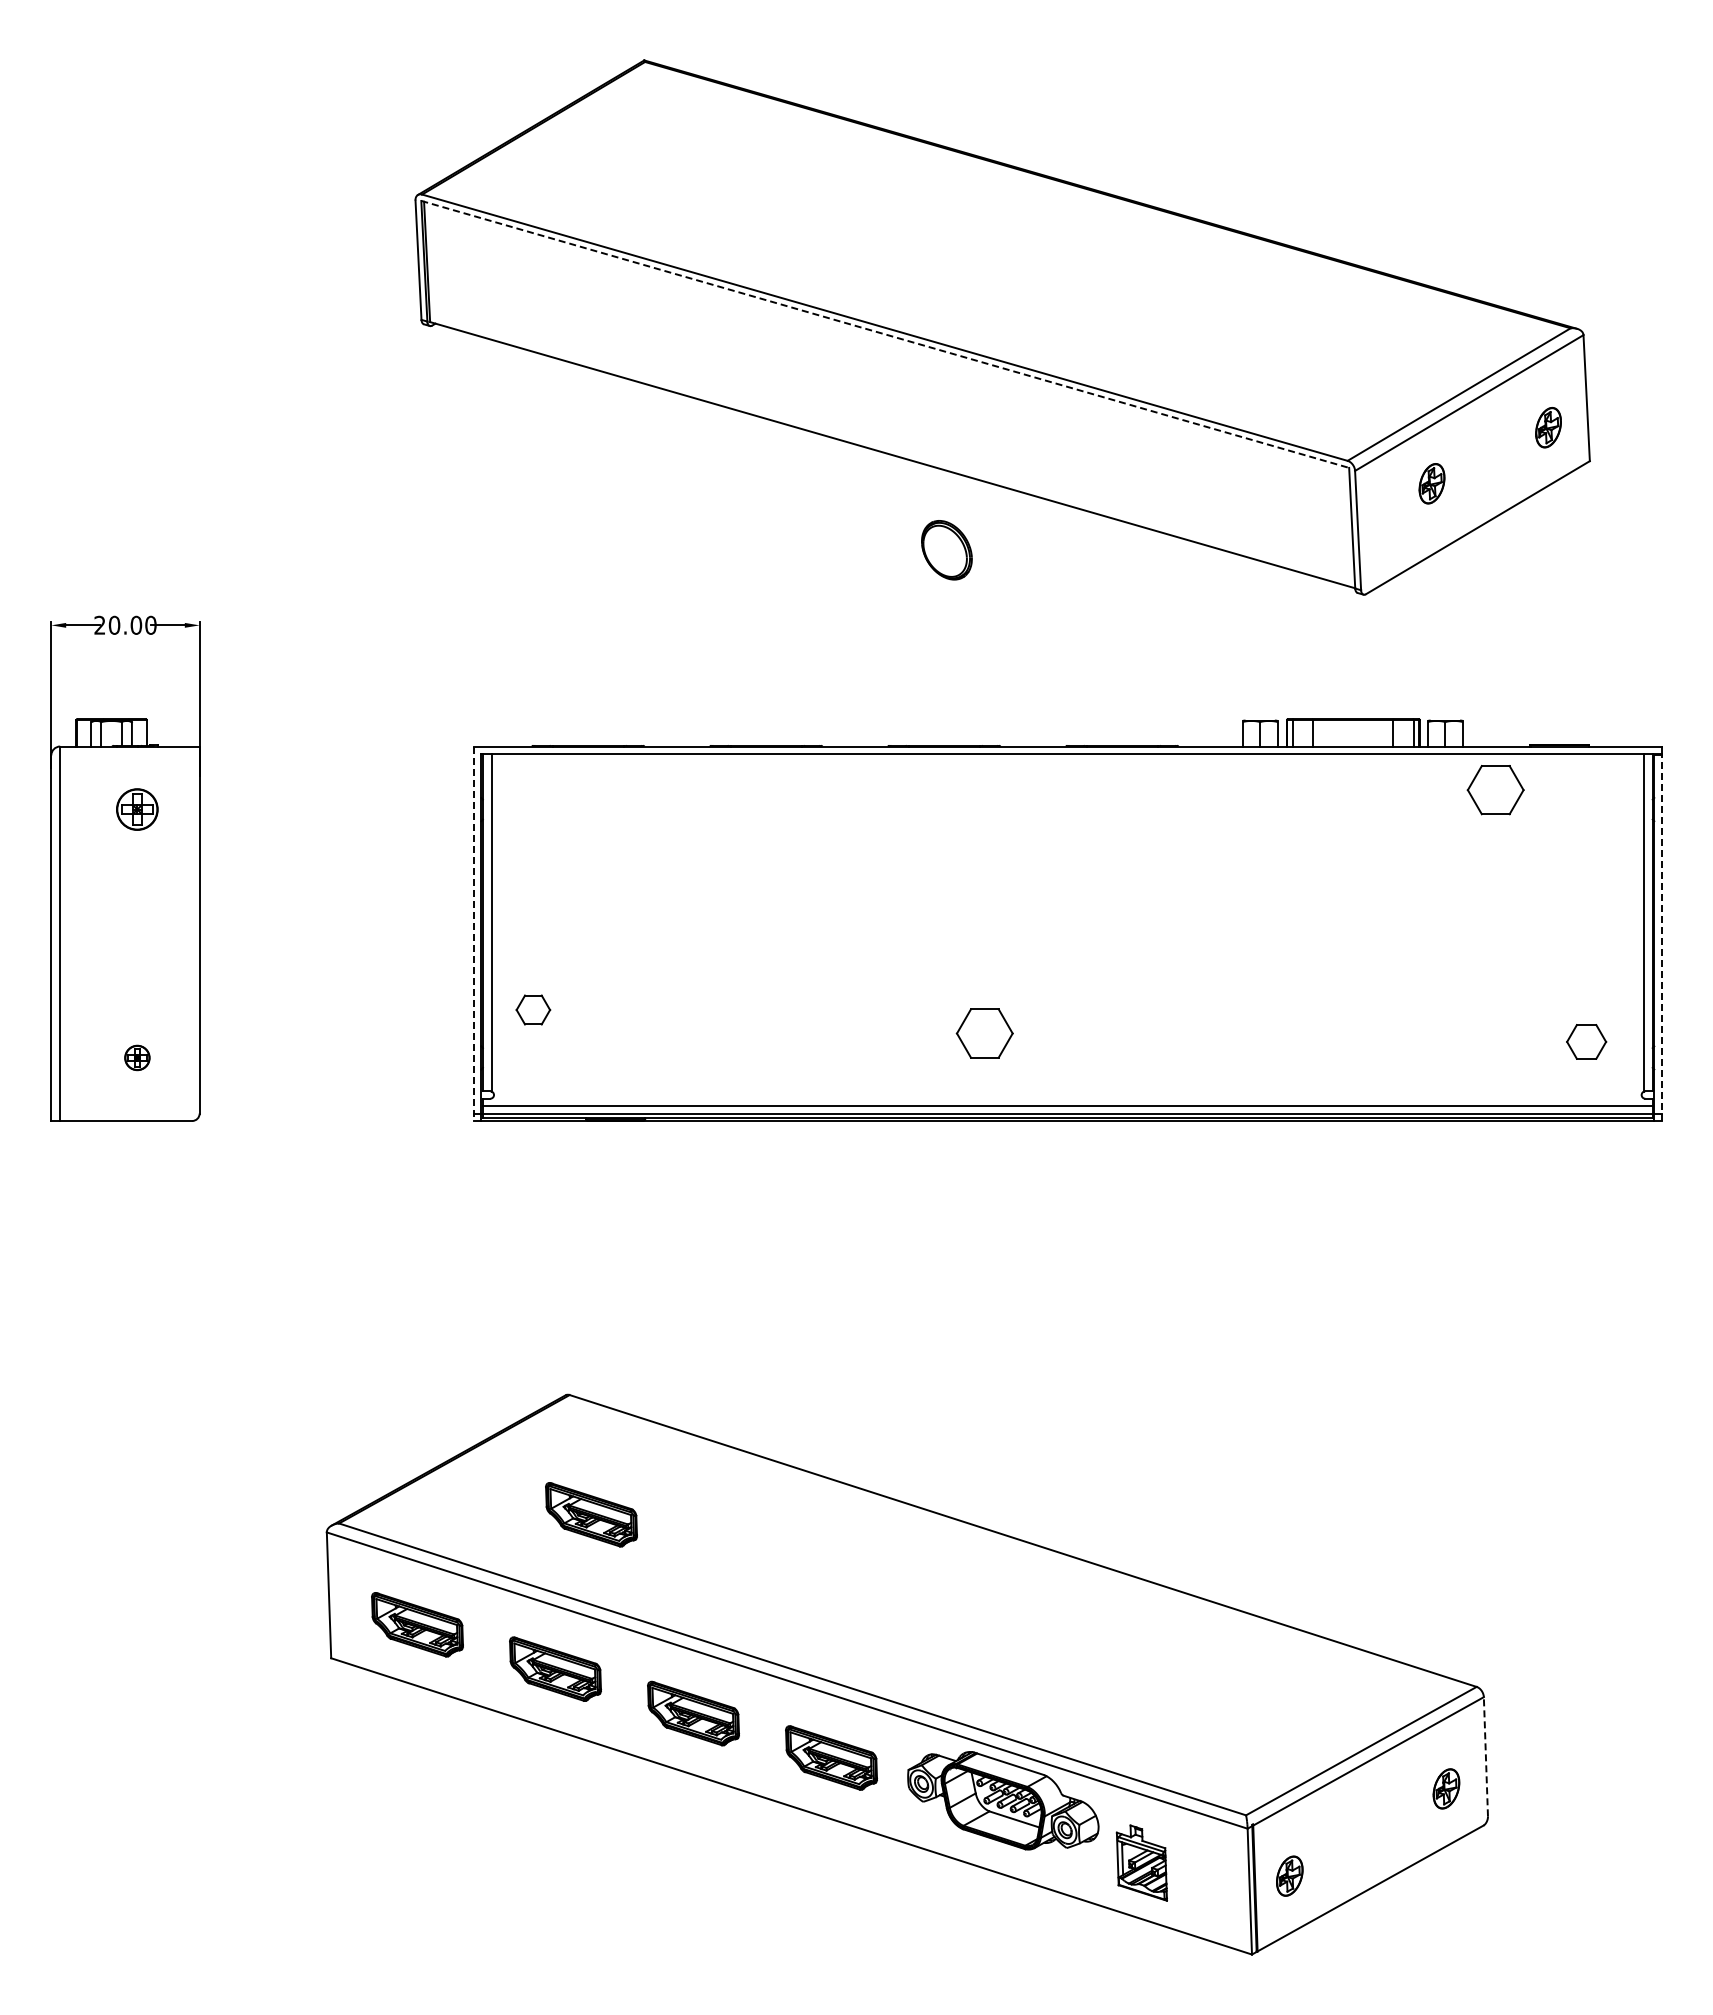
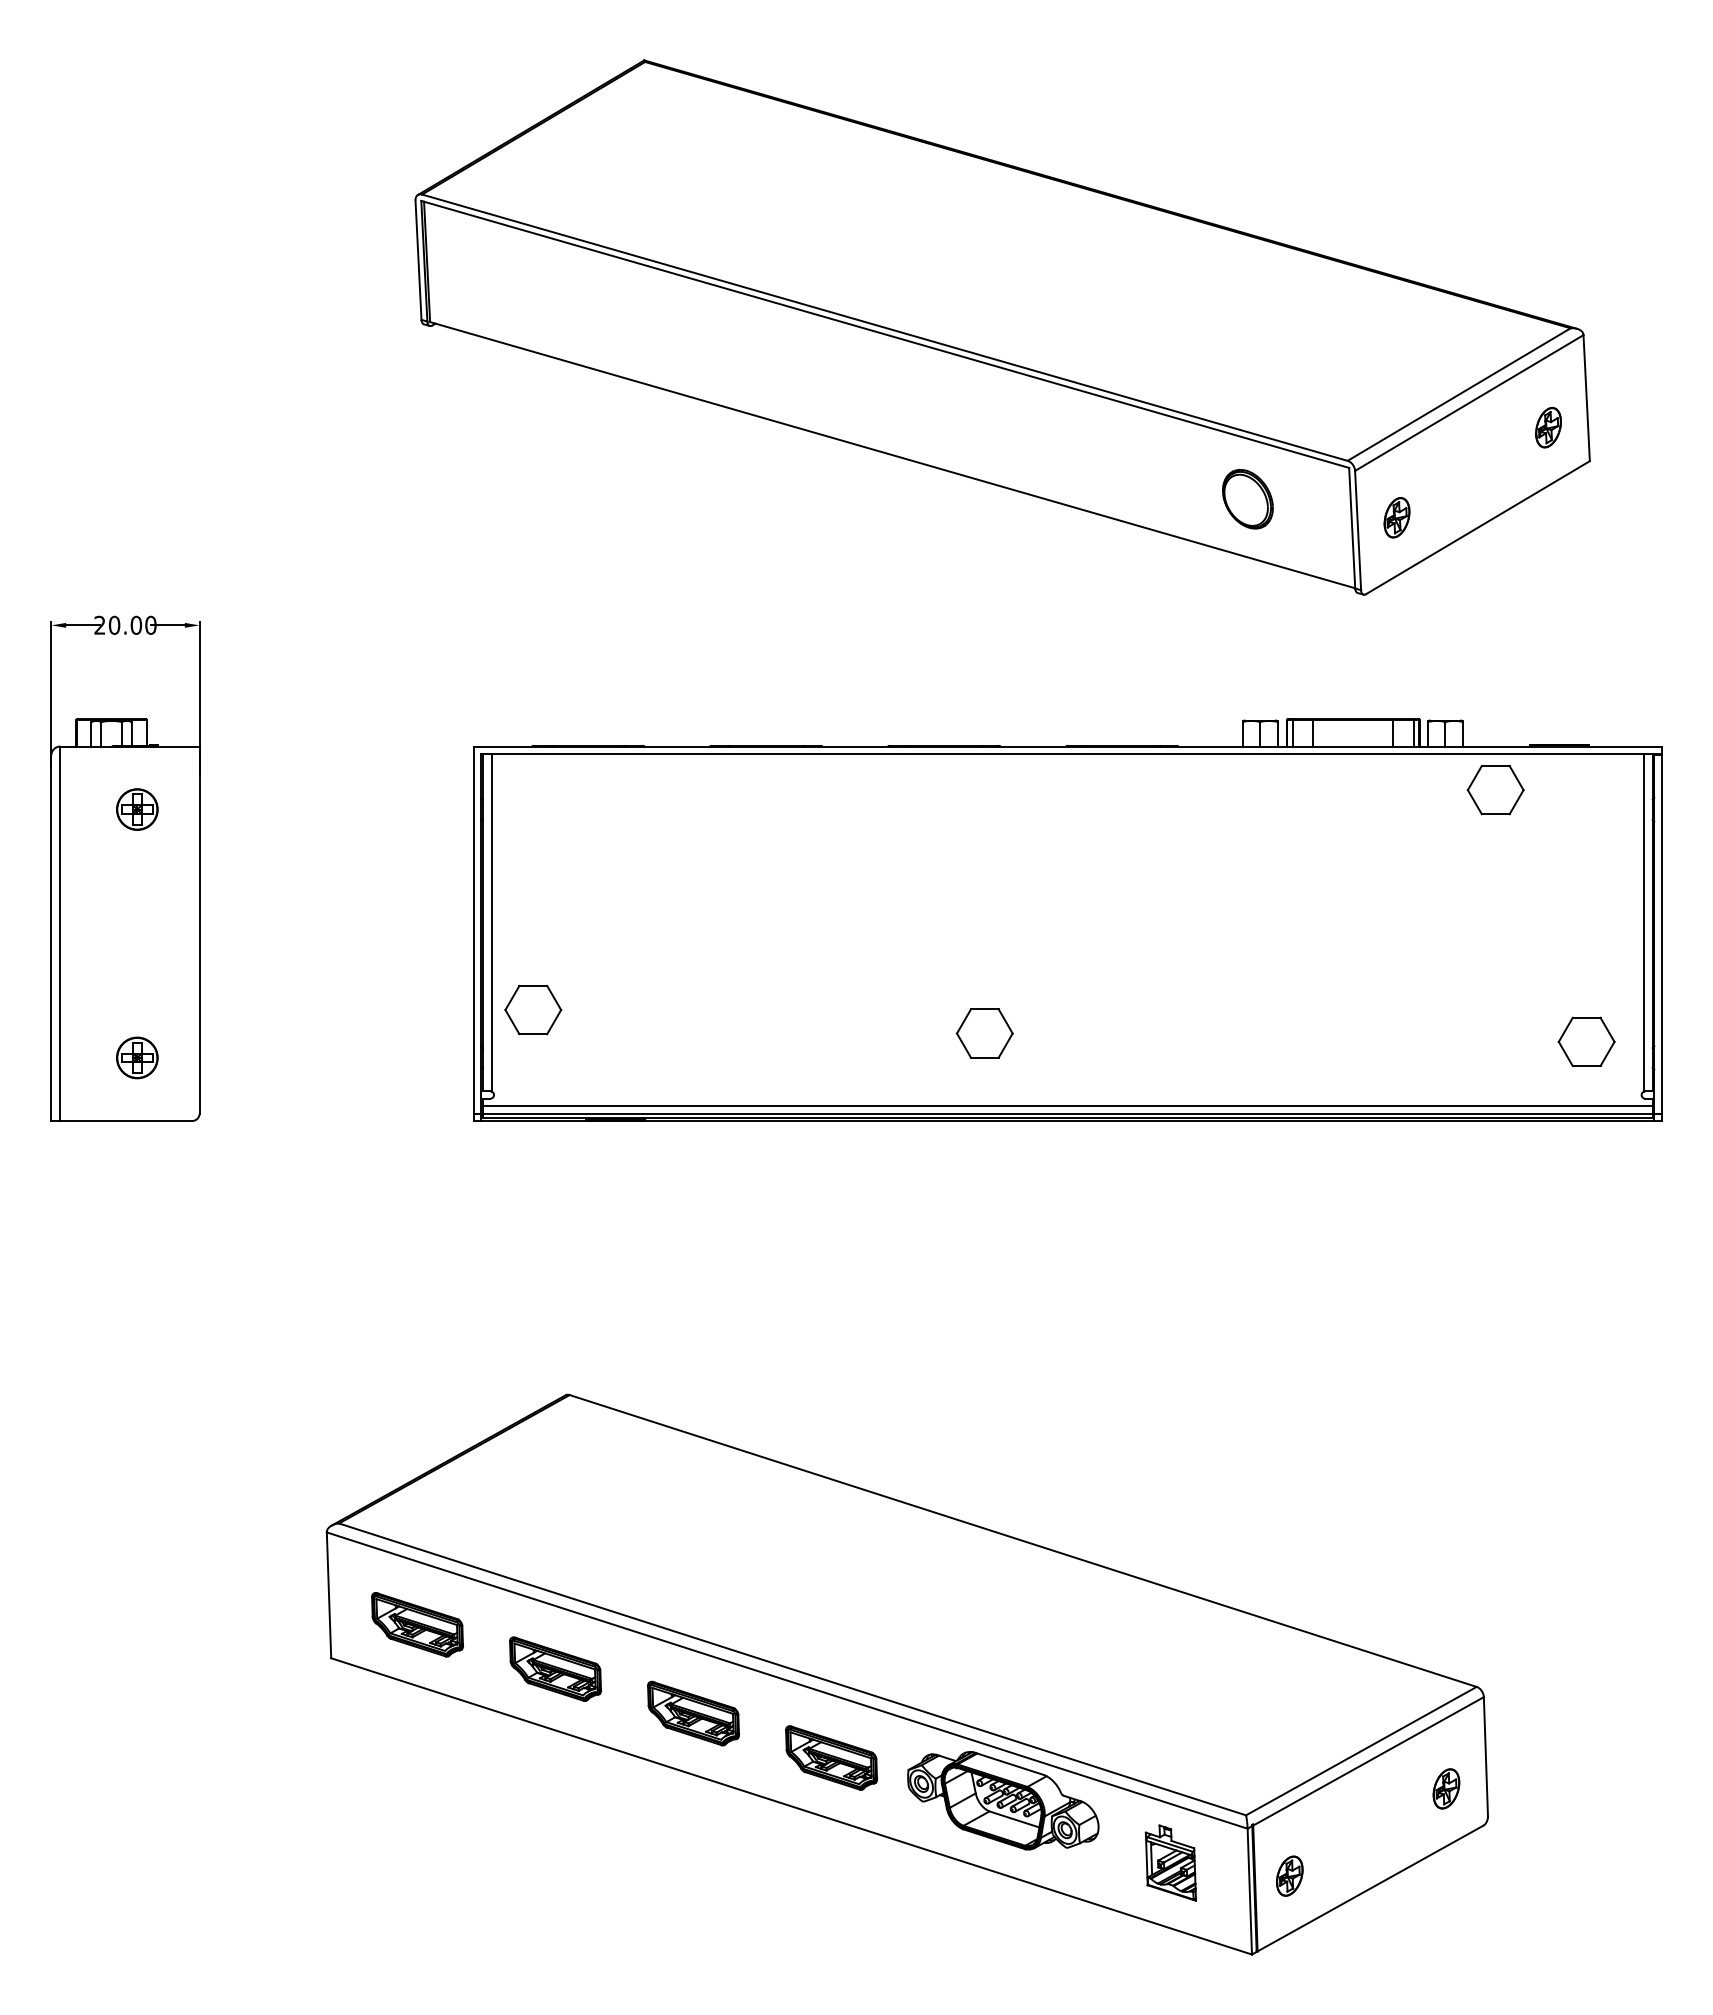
line: dashed -> solid (885, 334)
part position: (1431, 483) -> (1396, 517) (1396, 517)
part position: (946, 550) -> (1247, 499) (1247, 499)
line: dashed -> solid (474, 934)
line: dashed -> solid (1661, 938)
part size: 37x32 px -> 59x52 px (533, 1009)
part size: 42x36 px -> 59x52 px (1586, 1041)
part size: 27x28 px -> 43x44 px (137, 1057)
part: present -> none (591, 1514)
line: dashed -> solid (1485, 1756)
part position: (1141, 1862) -> (1170, 1862) (1170, 1862)
